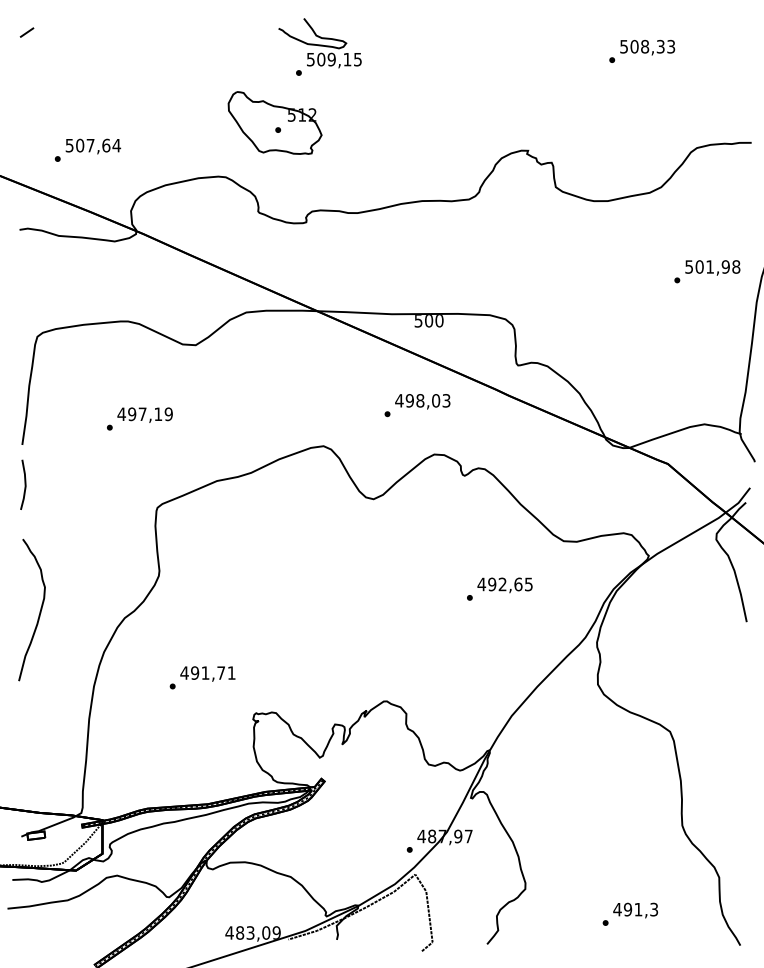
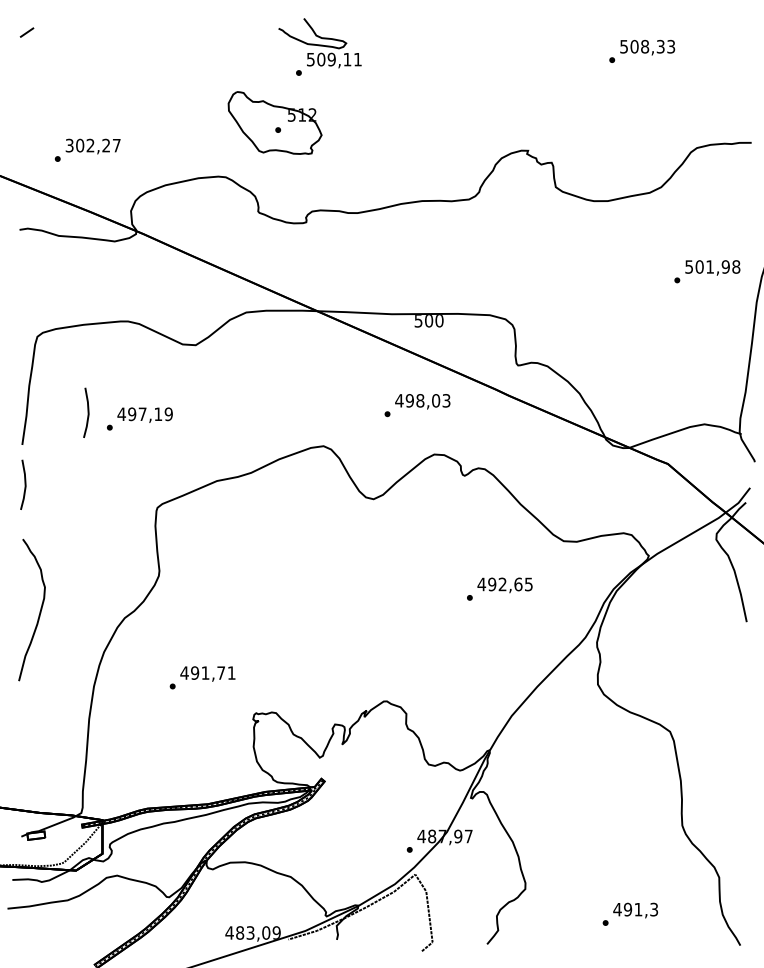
text: 509,15 -> 509,11 (357, 59)
text: 507,64 -> 302,27 (93, 145)
line: none -> present (87, 412)
